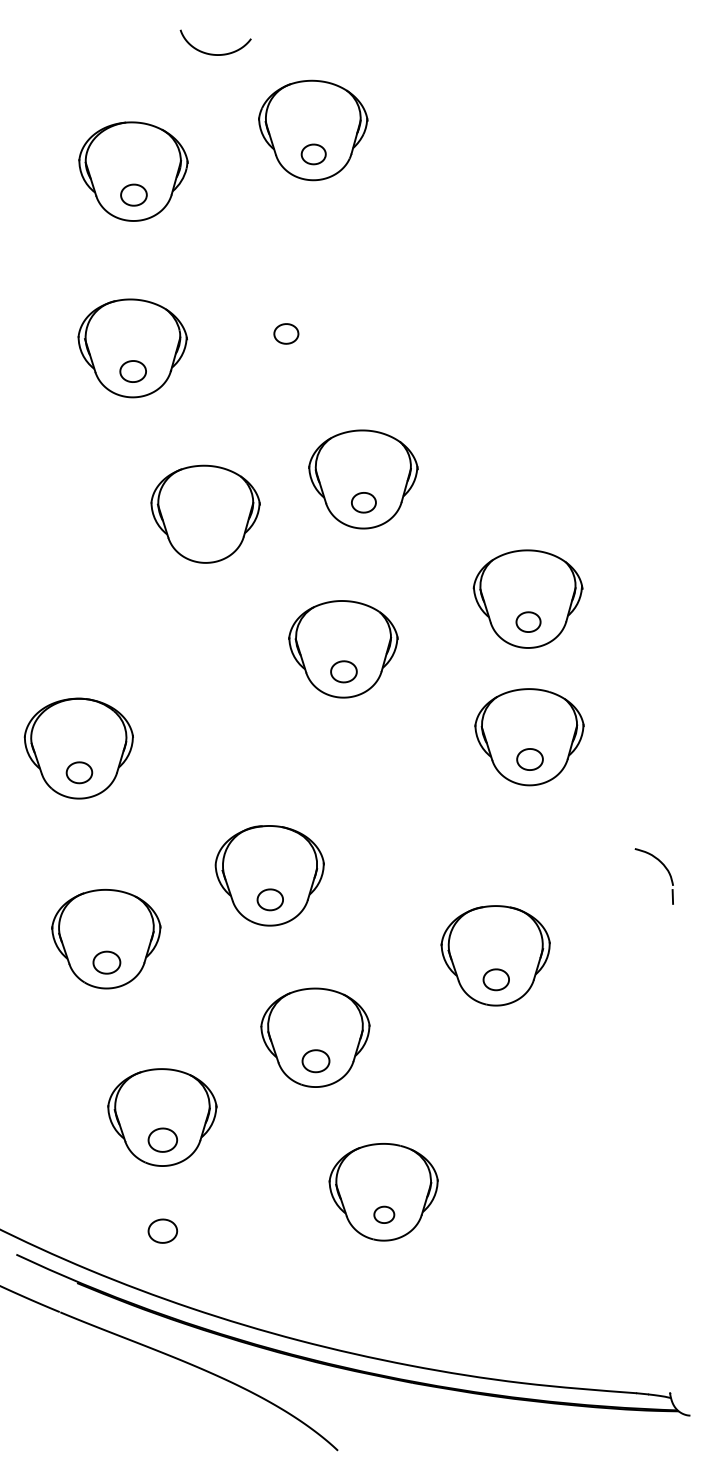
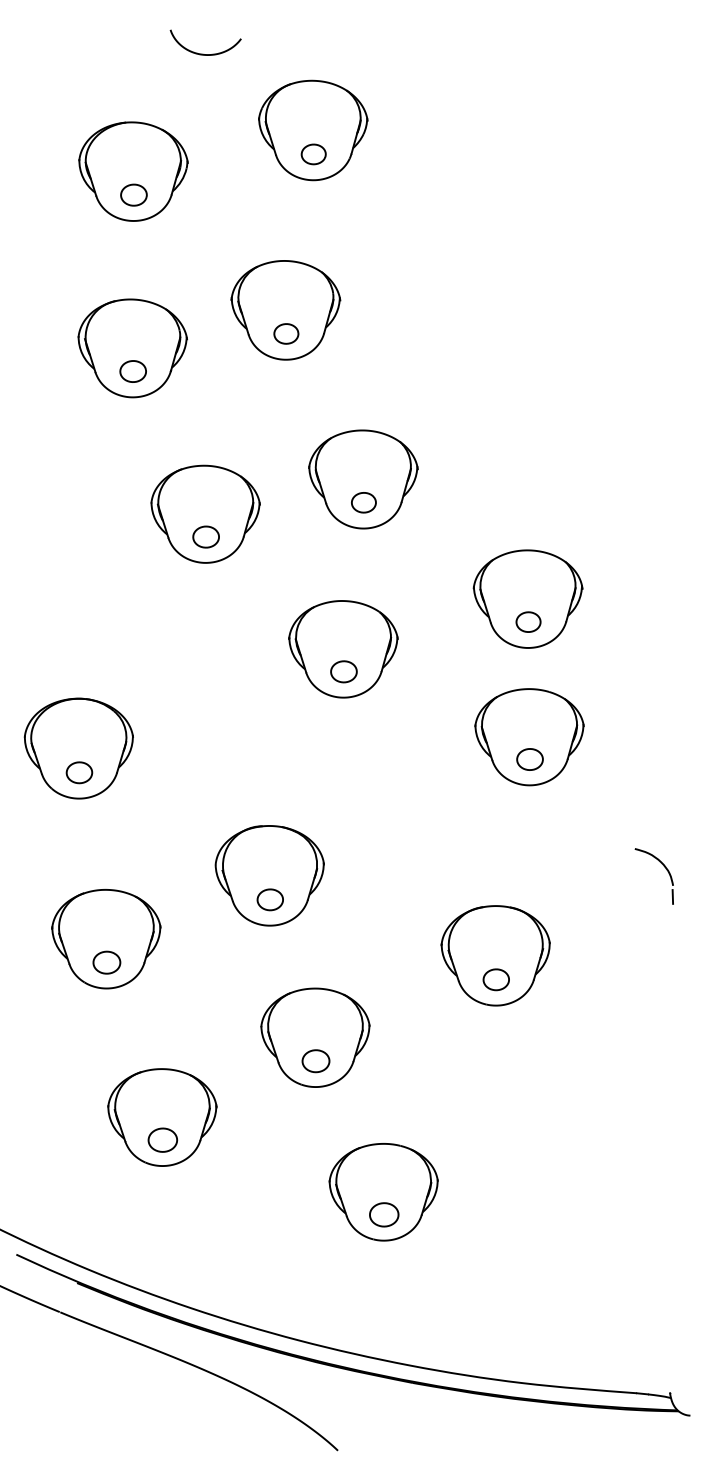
curve position: (213, 53) -> (203, 53) (203, 53)
part: none -> present (285, 310)
part: none -> present (205, 536)
part size: 23x19 px -> 31x26 px (384, 1214)
part: present -> none (162, 1230)
